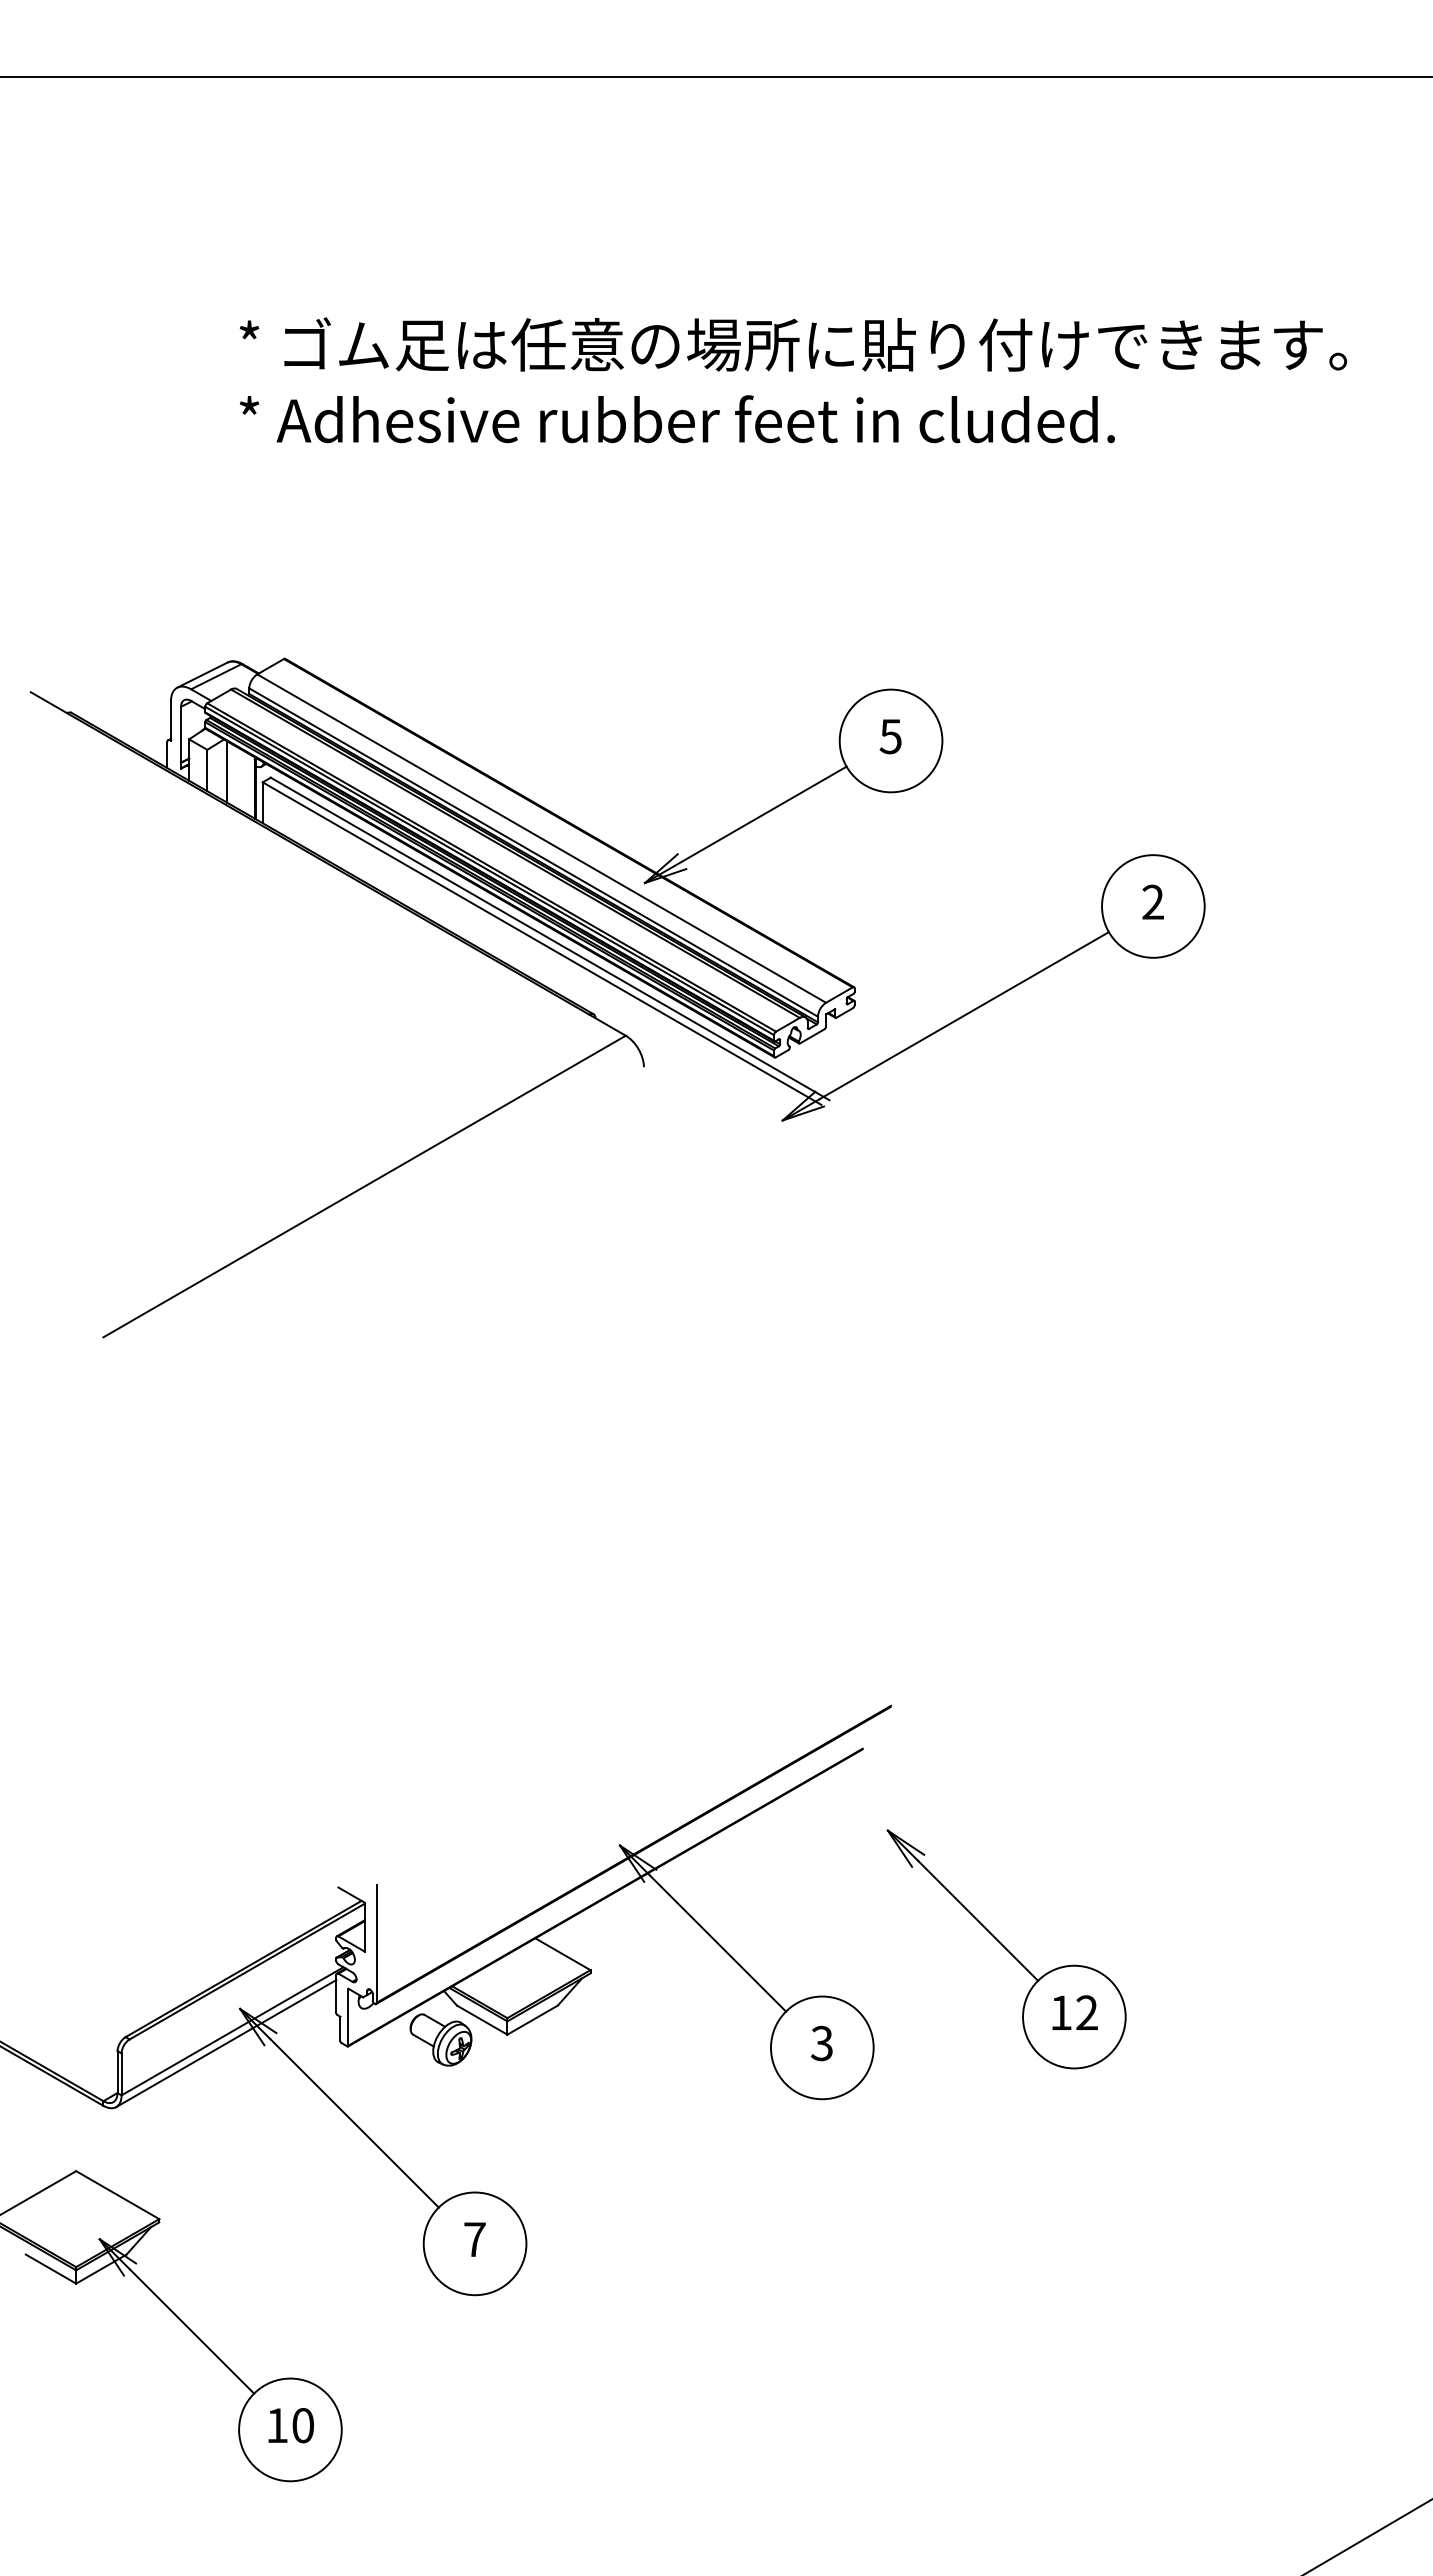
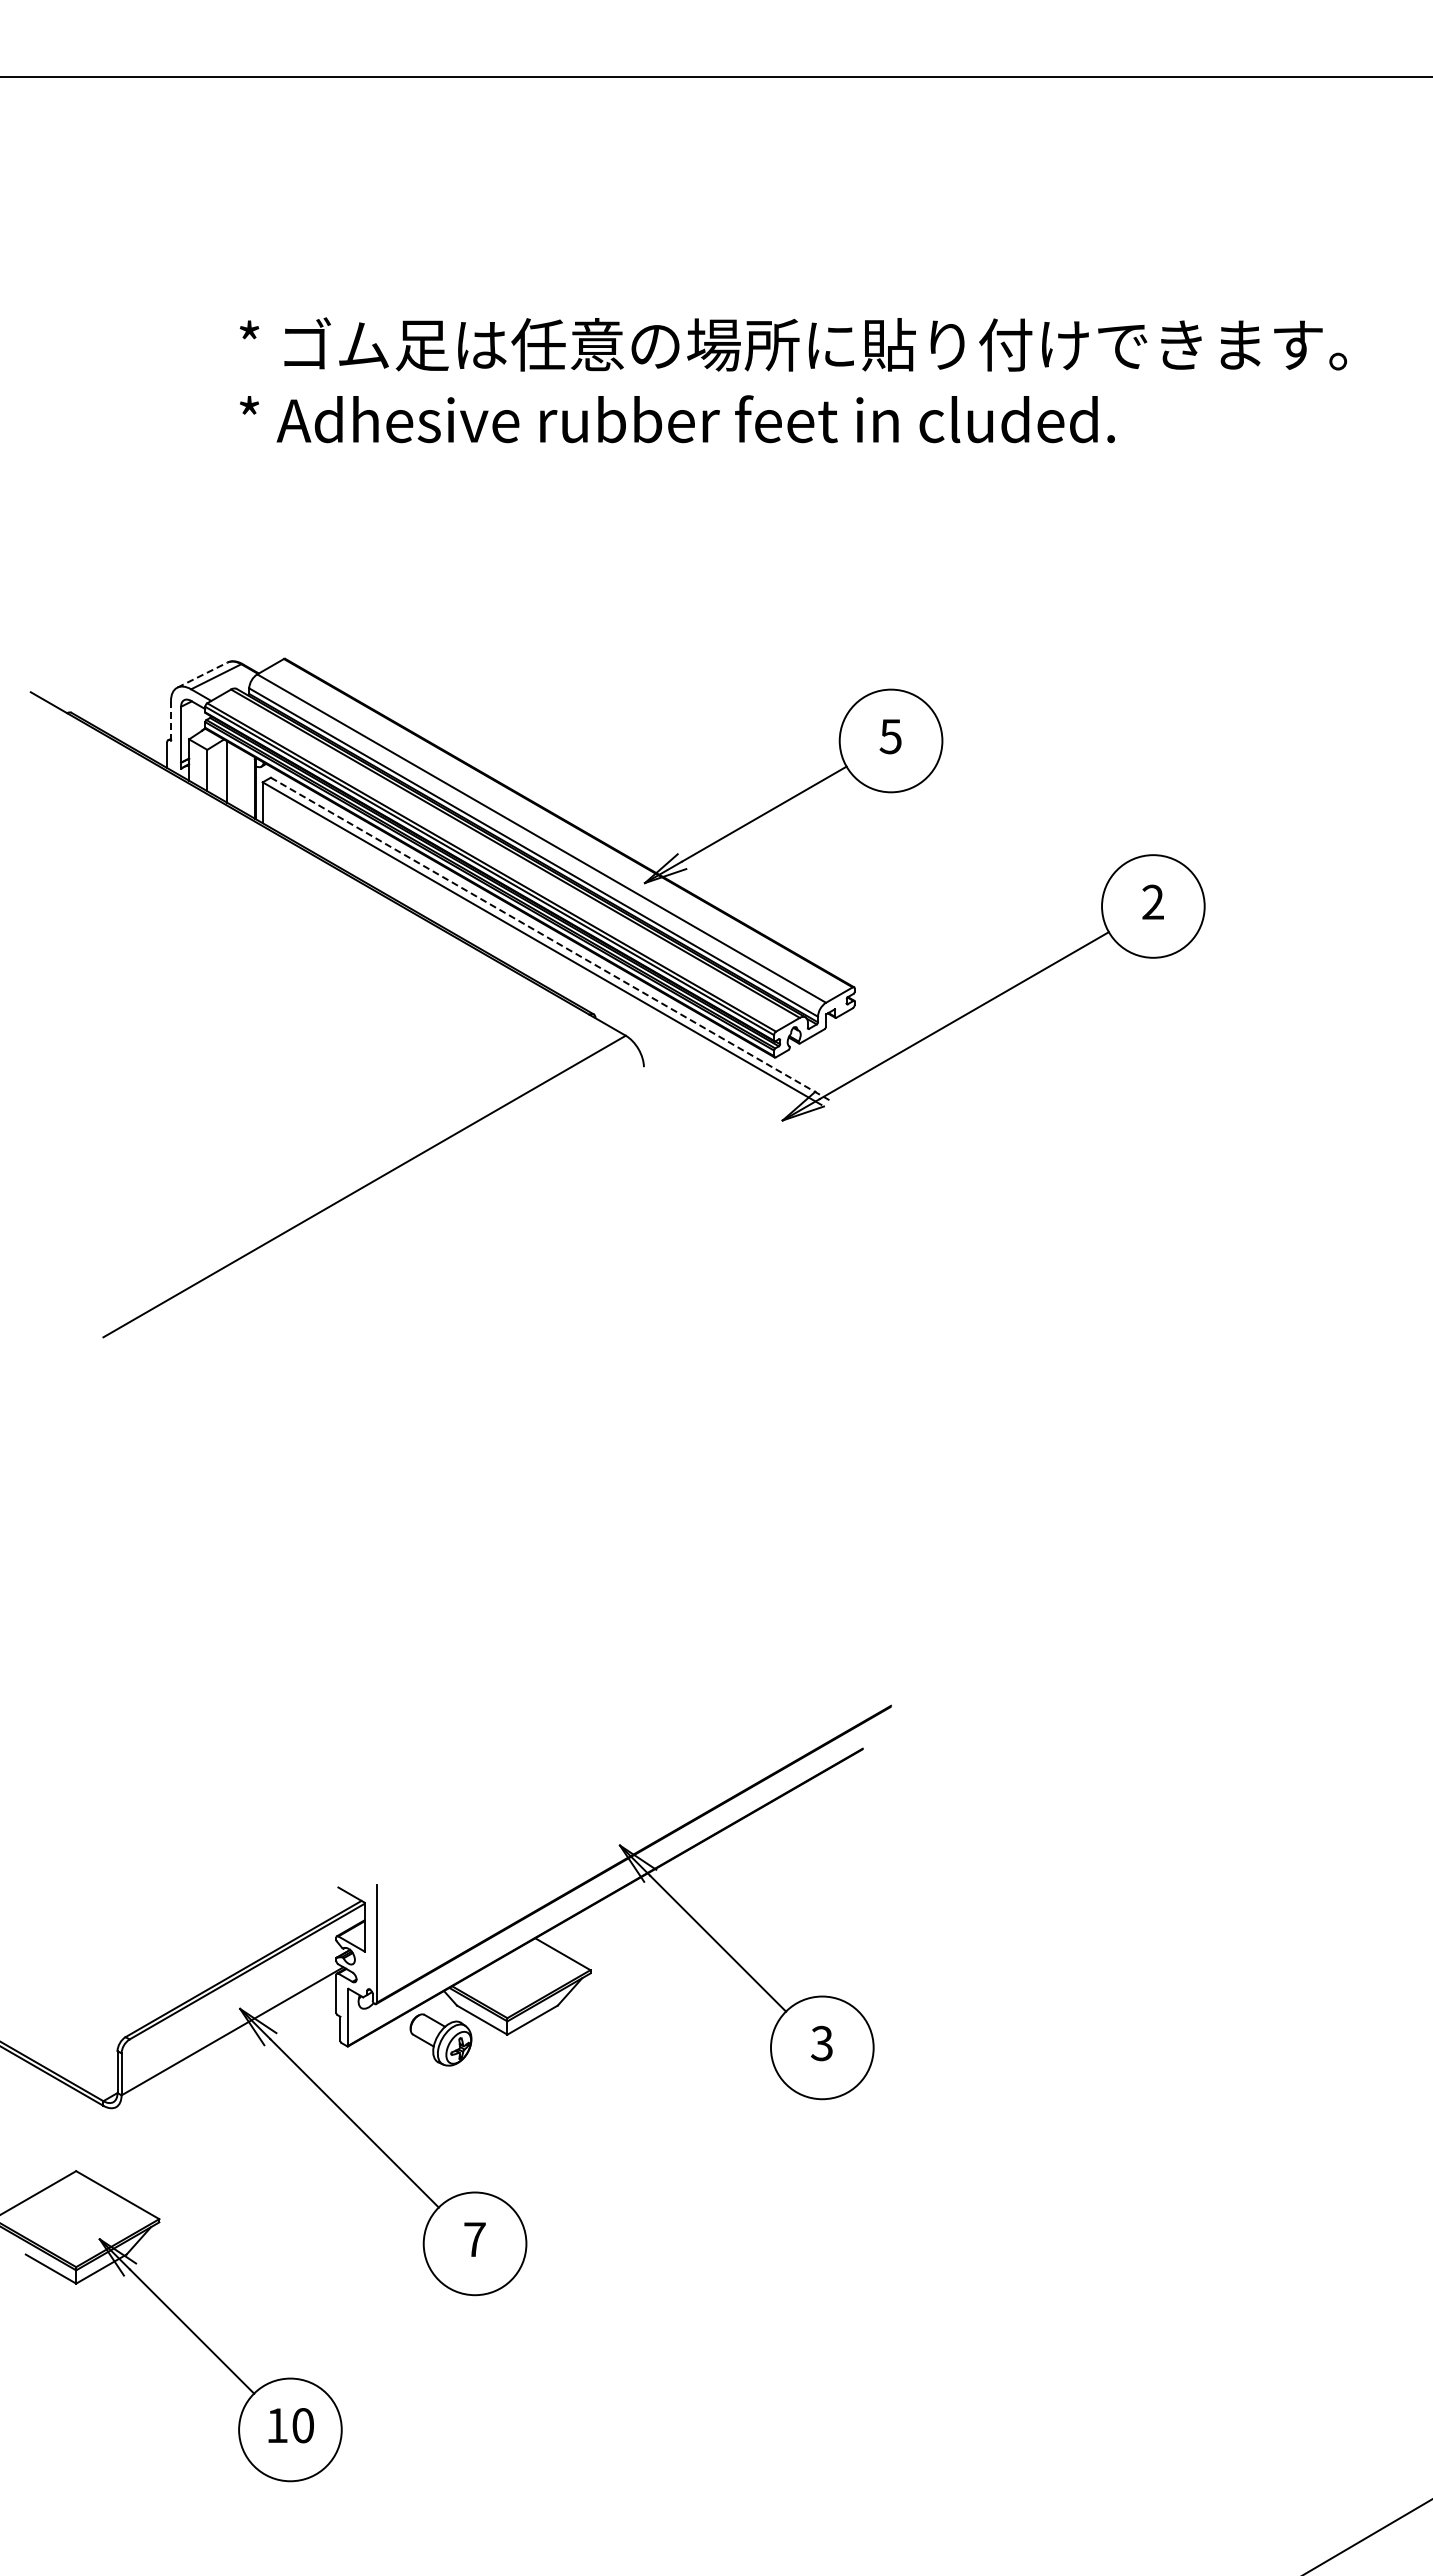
line: solid -> dashed (202, 674)
line: solid -> dashed (171, 720)
line: solid -> dashed (550, 938)
part: present -> none (1006, 1949)
line: present -> none (226, 2043)
